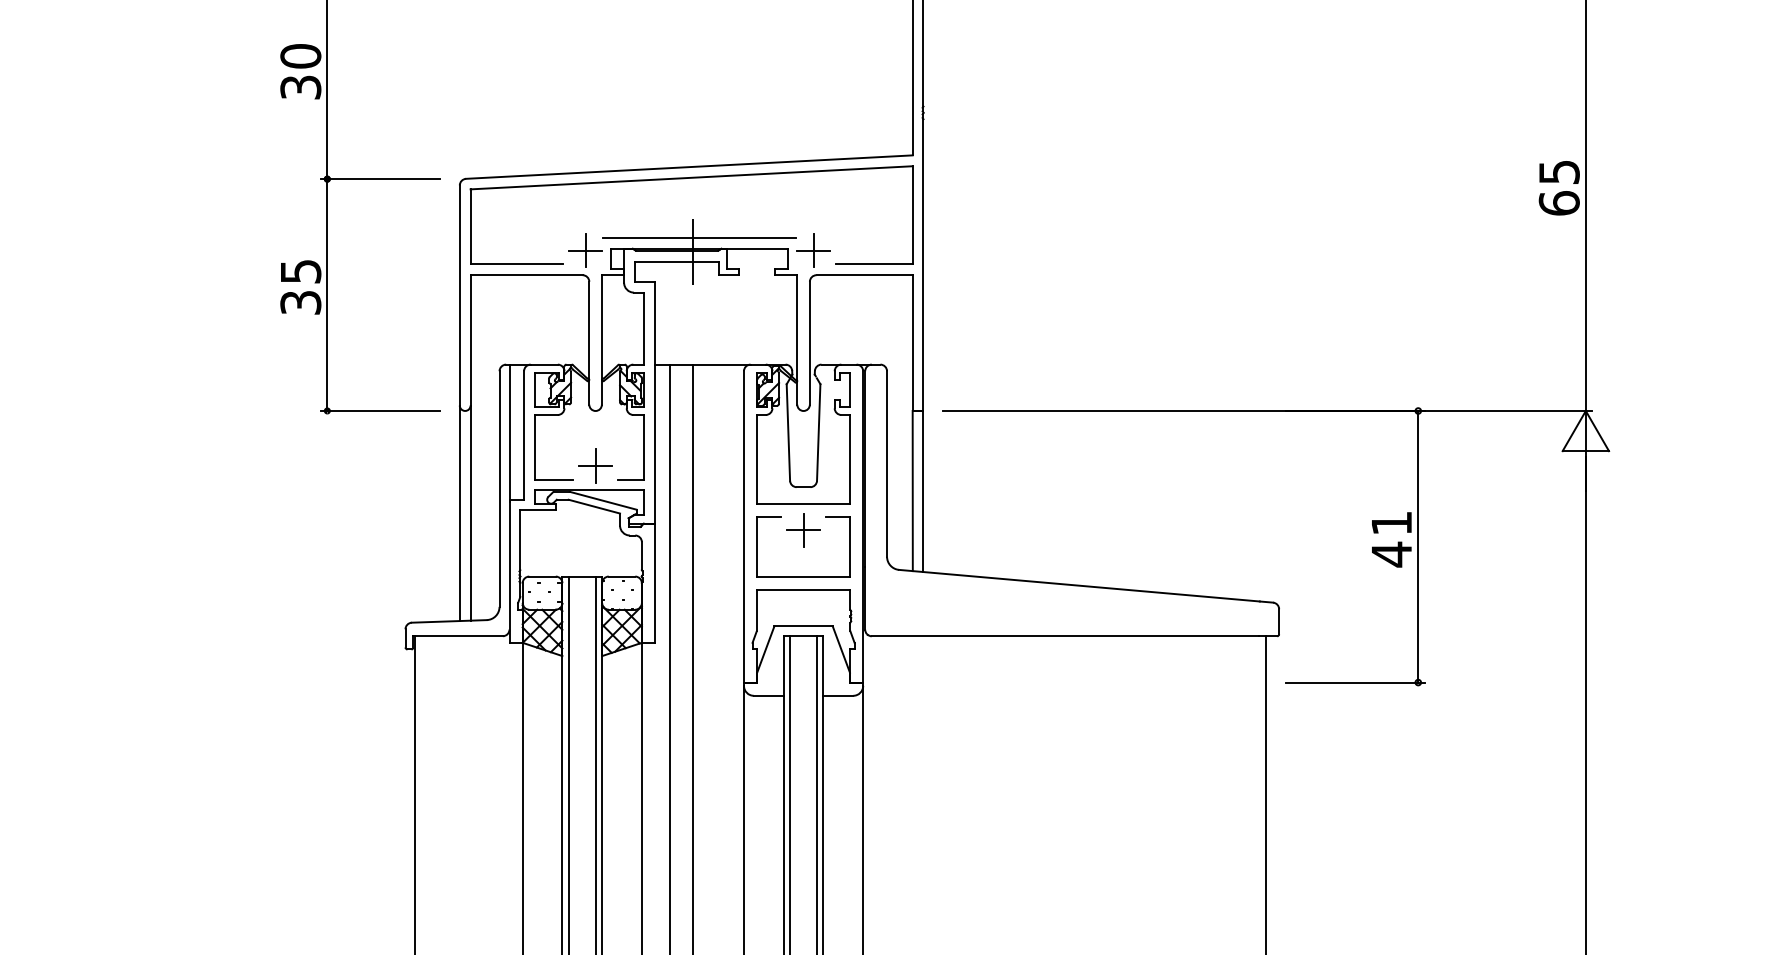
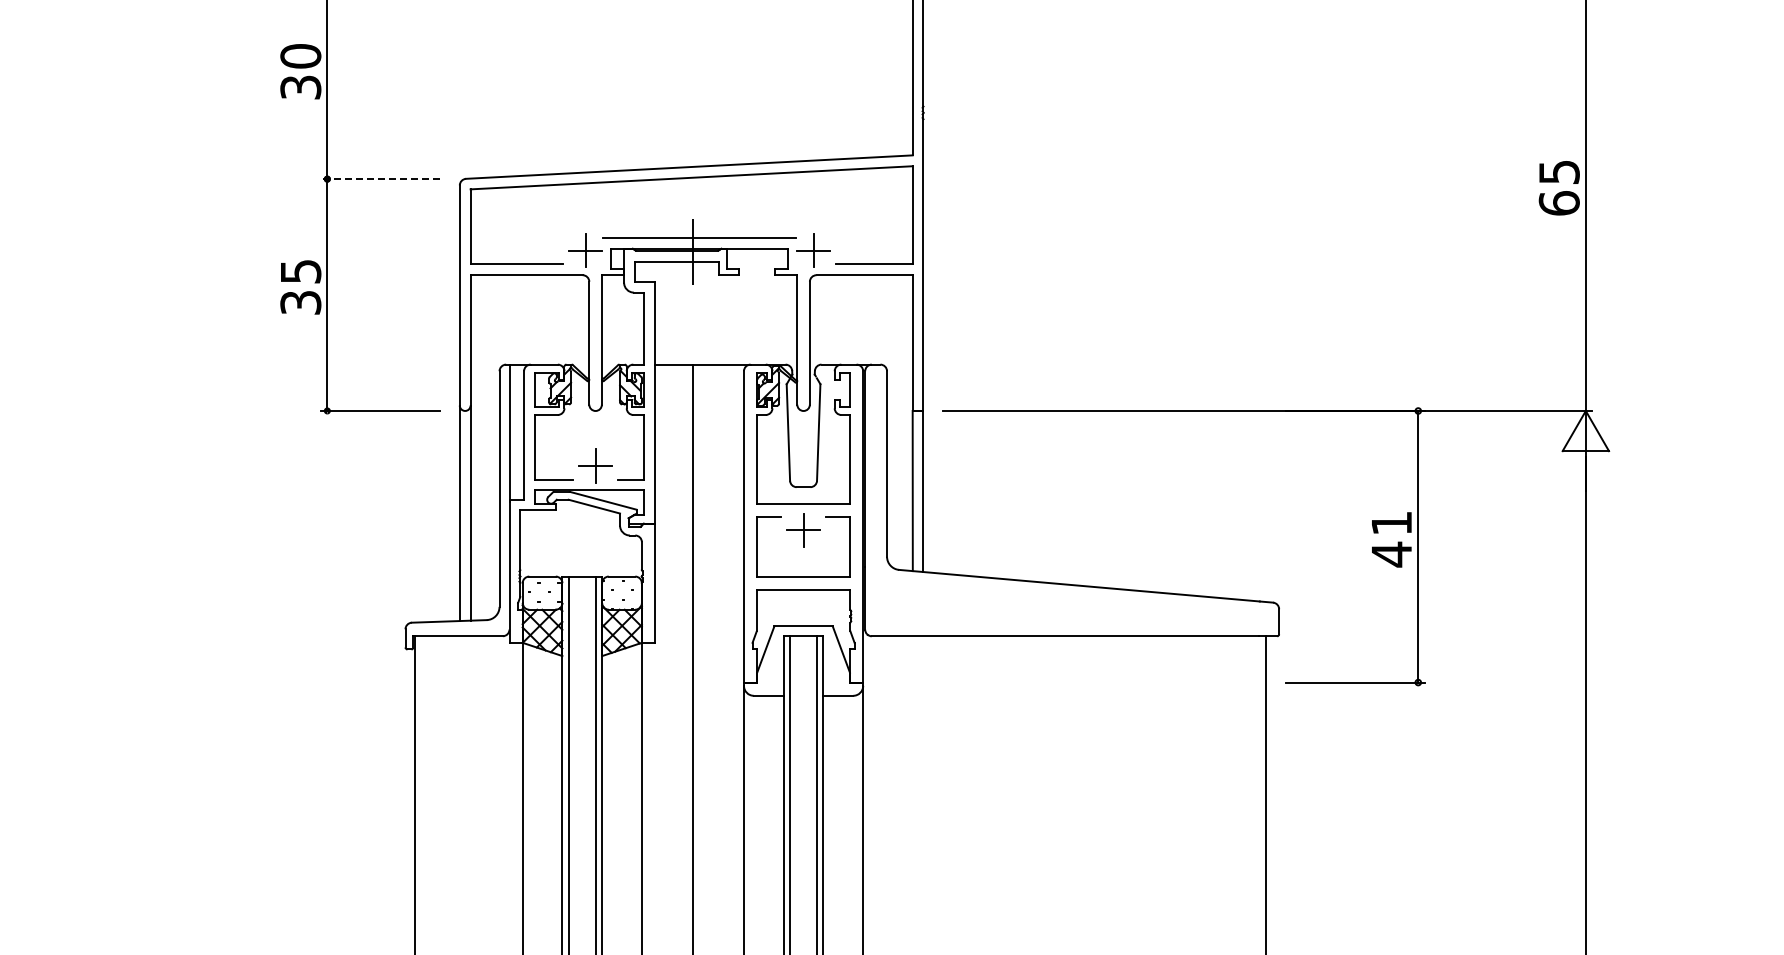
line: solid -> dashed (380, 179)
line: present -> none (669, 657)
